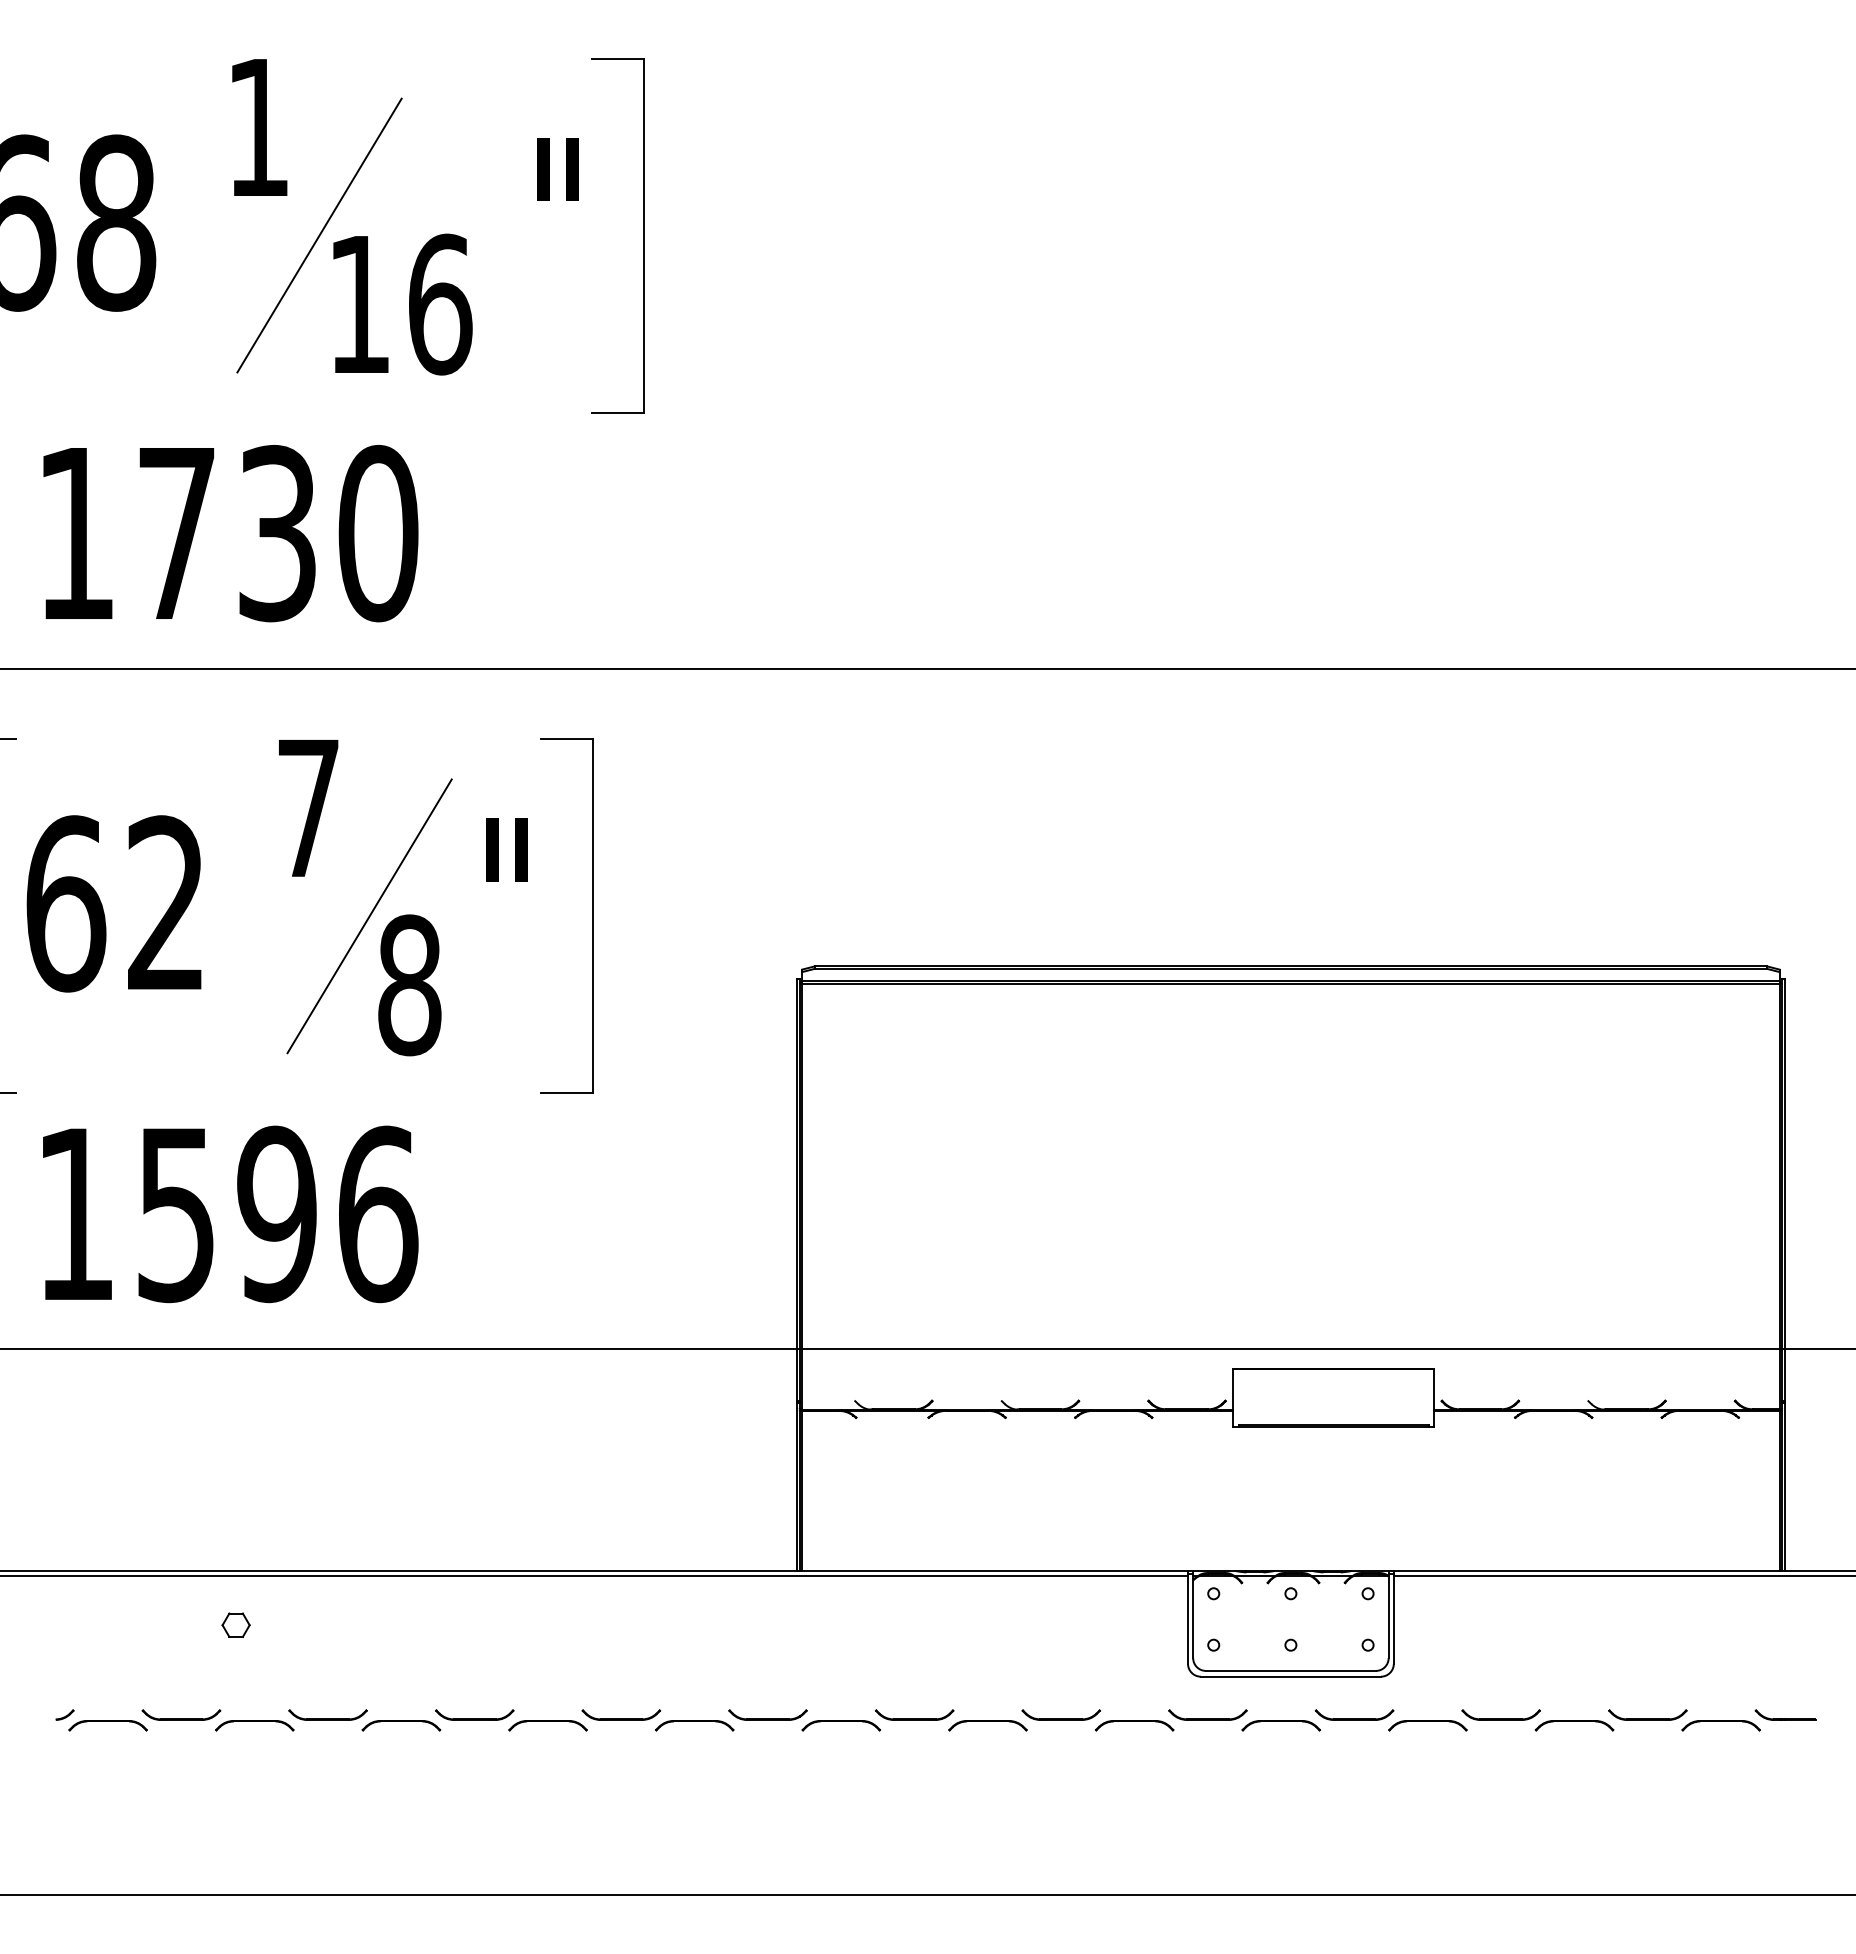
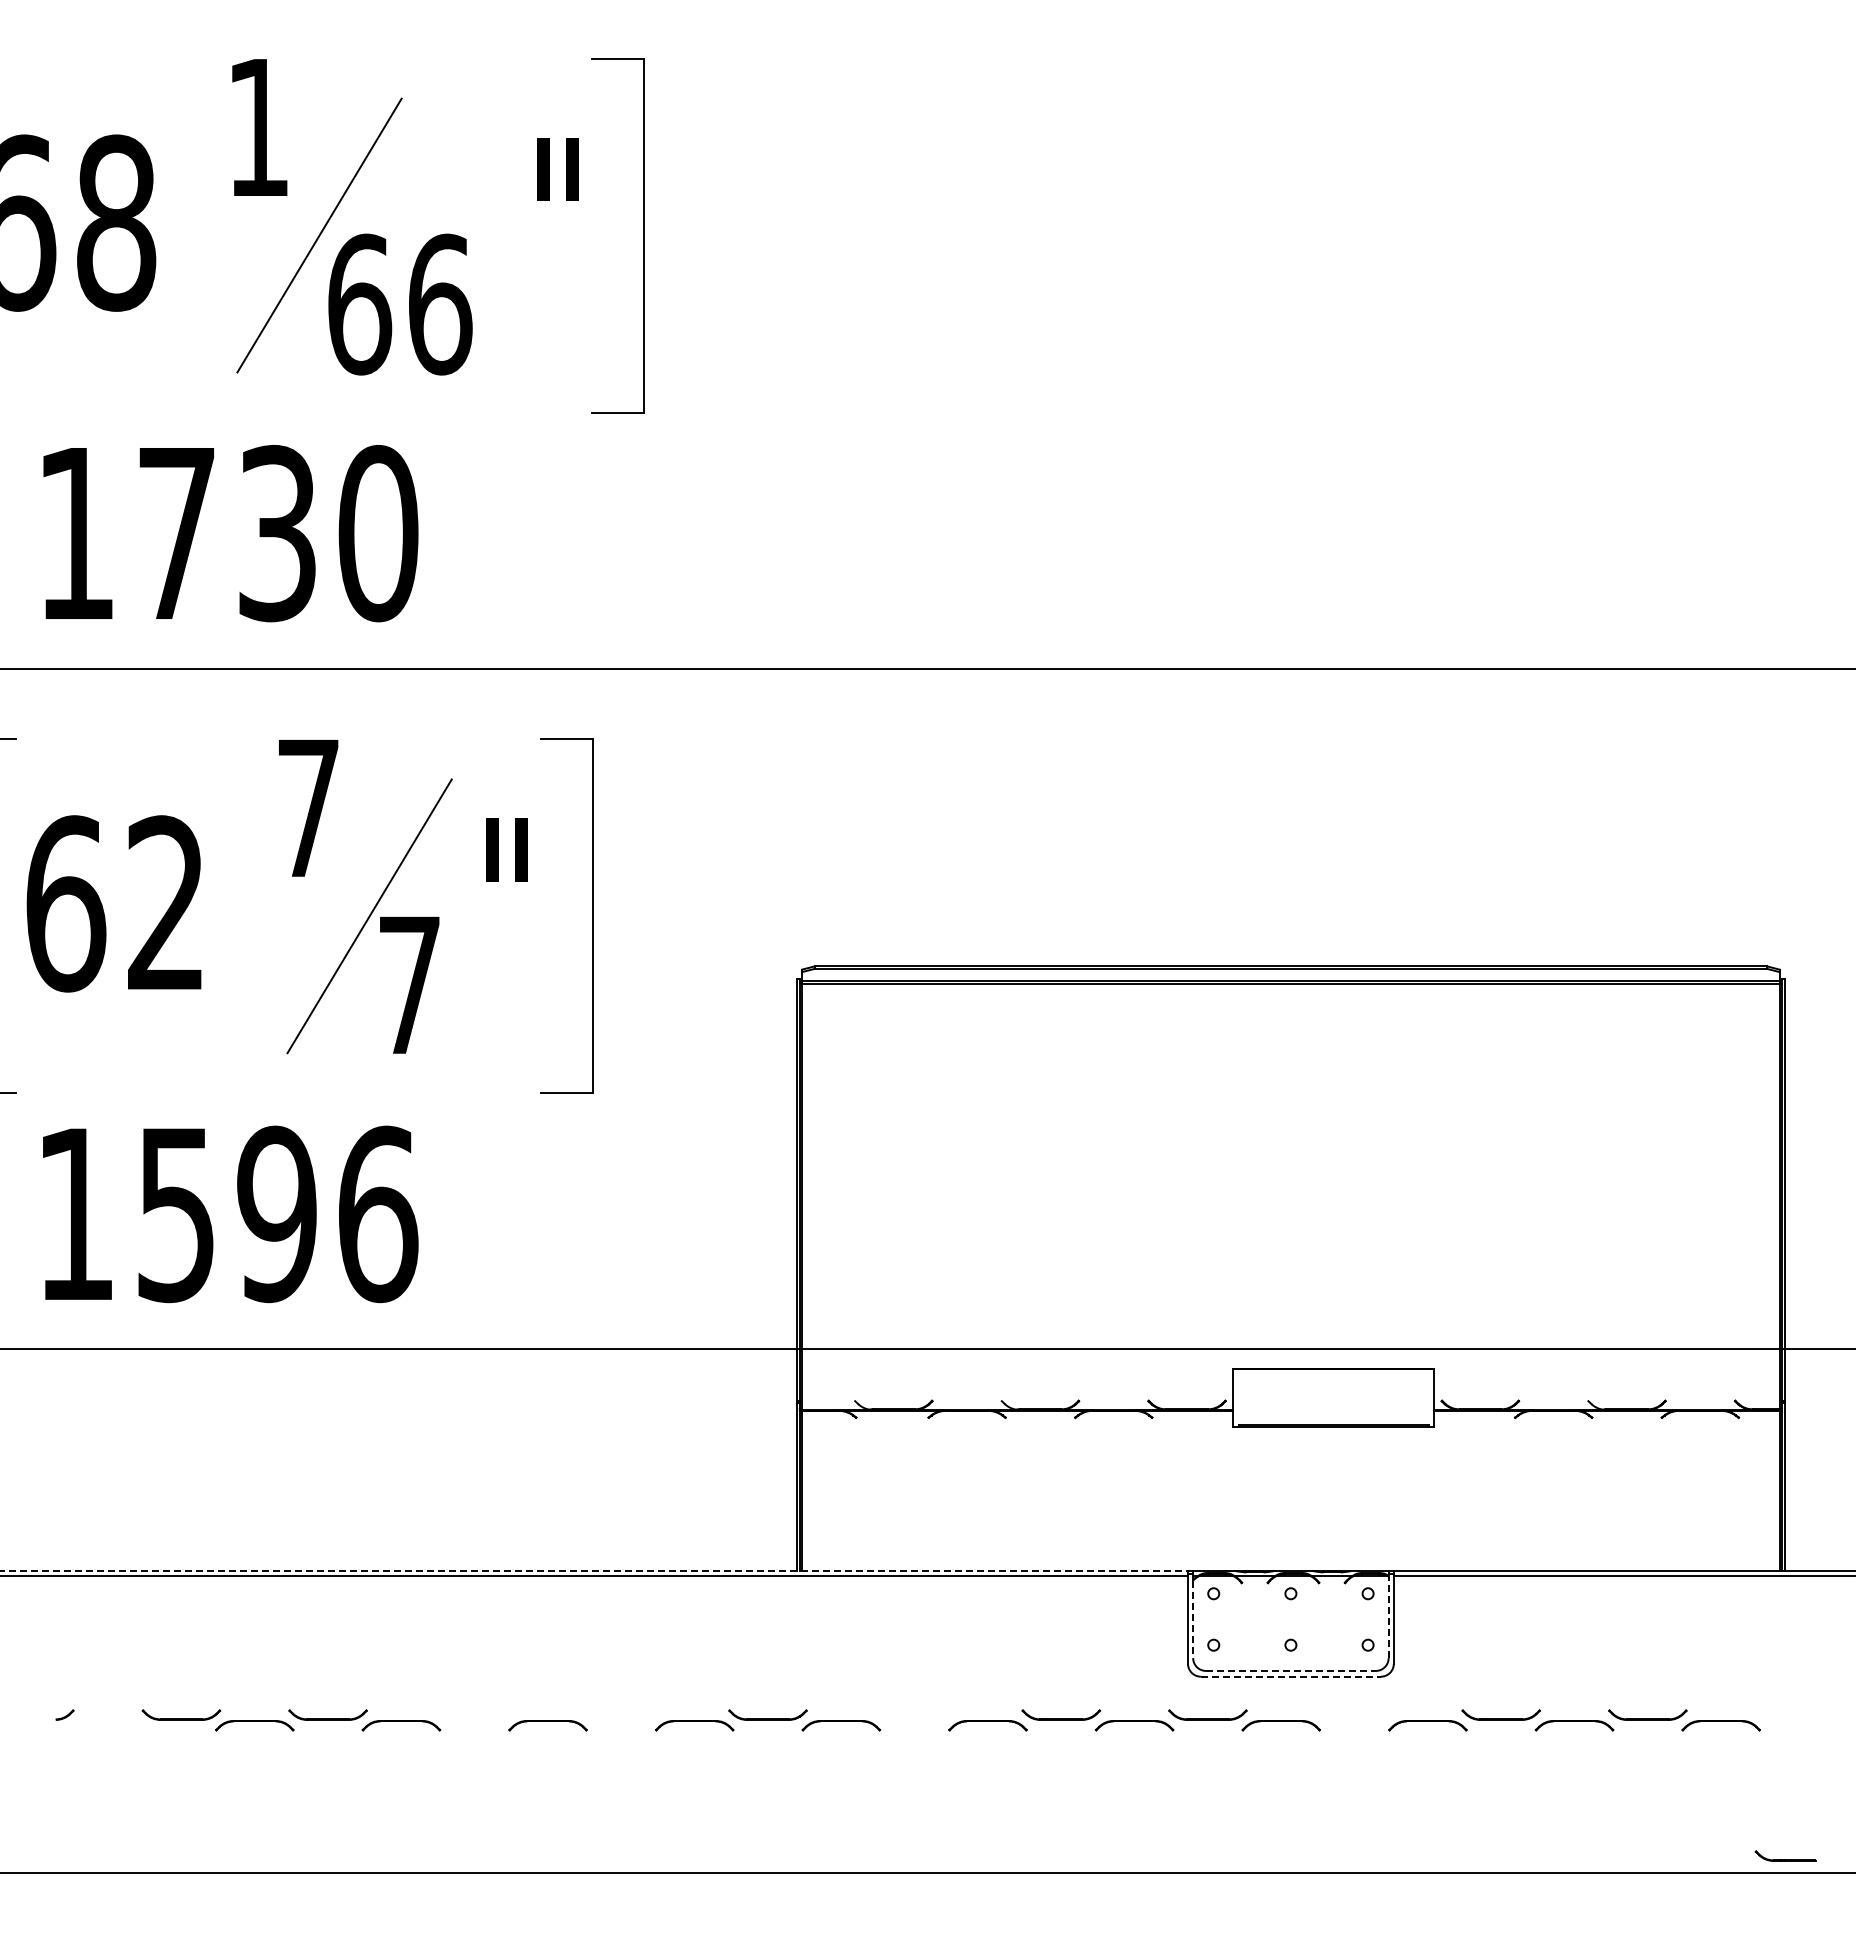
text: 16 -> 66 (360, 304)
text: 8 -> 7 (409, 985)
line: solid -> dashed (594, 1571)
line: solid -> dashed (1388, 1617)
line: solid -> dashed (1193, 1619)
part: present -> none (235, 1624)
line: solid -> dashed (1290, 1670)
line: solid -> dashed (1291, 1676)
part: present -> none (474, 1714)
part: present -> none (621, 1714)
part: present -> none (914, 1714)
part: present -> none (1354, 1714)
part position: (1785, 1714) -> (1785, 1855) (1785, 1855)
part: present -> none (107, 1725)
line position: (927, 1895) -> (927, 1873) (927, 1873)
